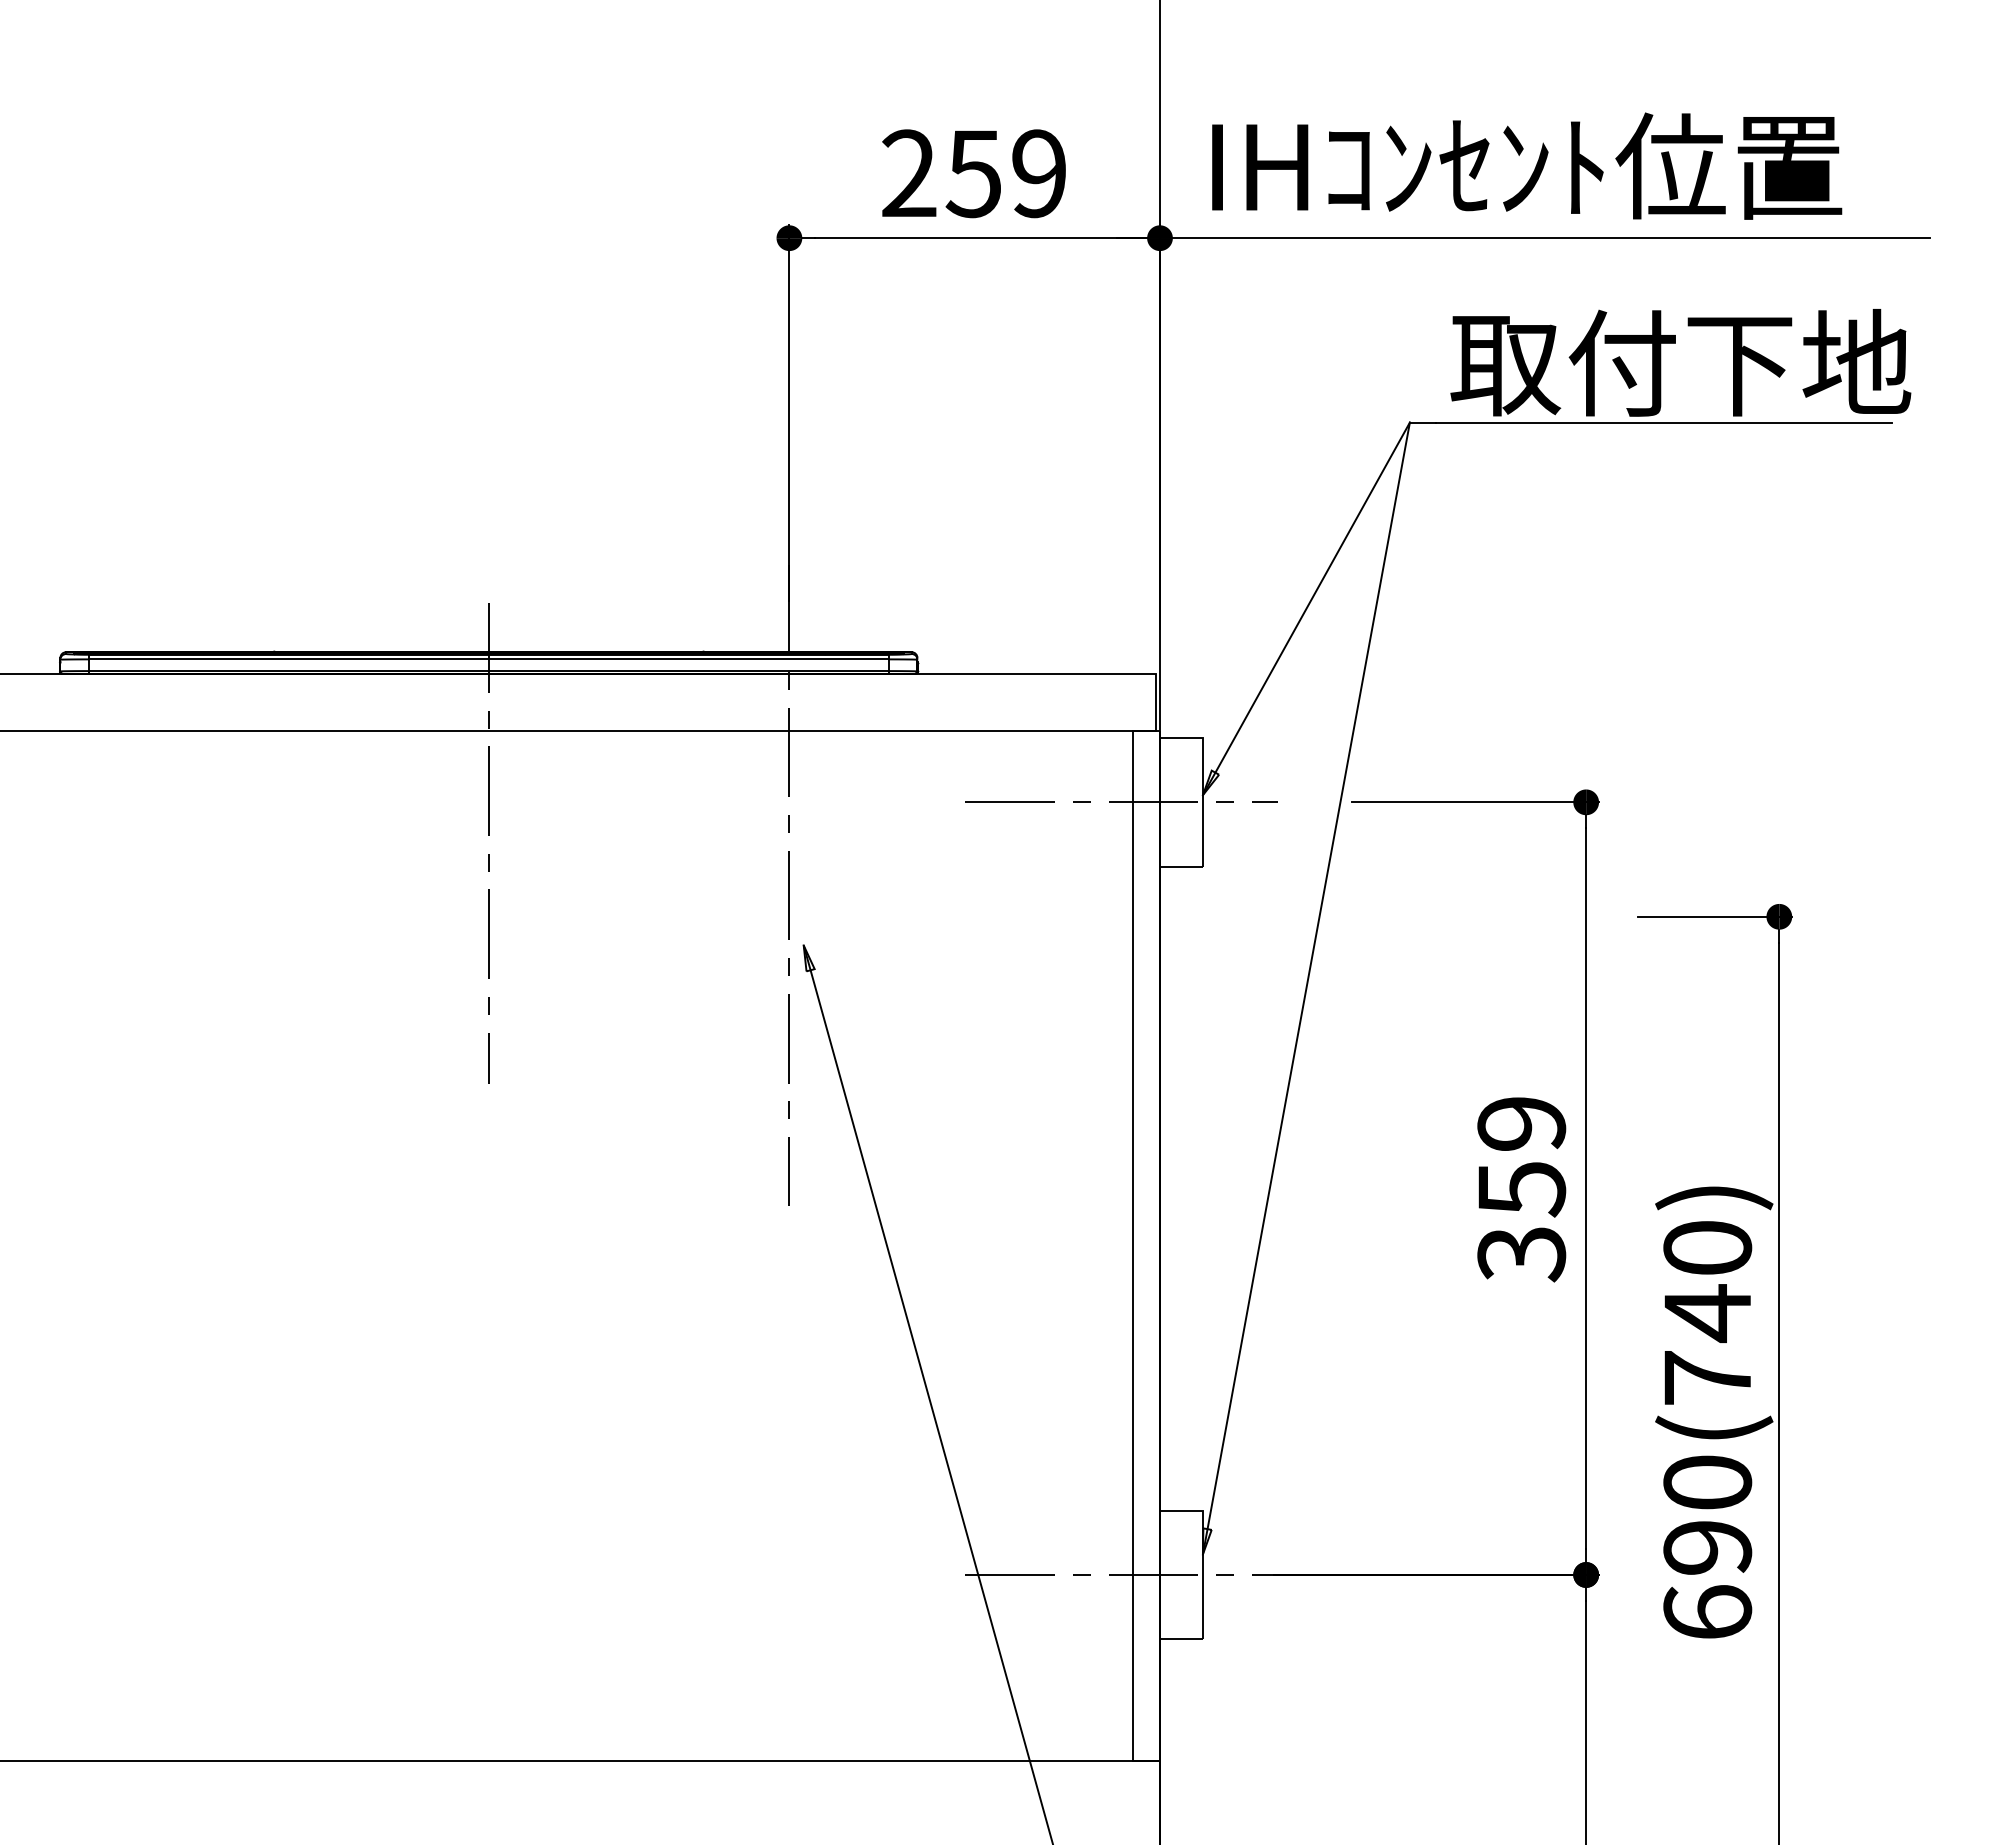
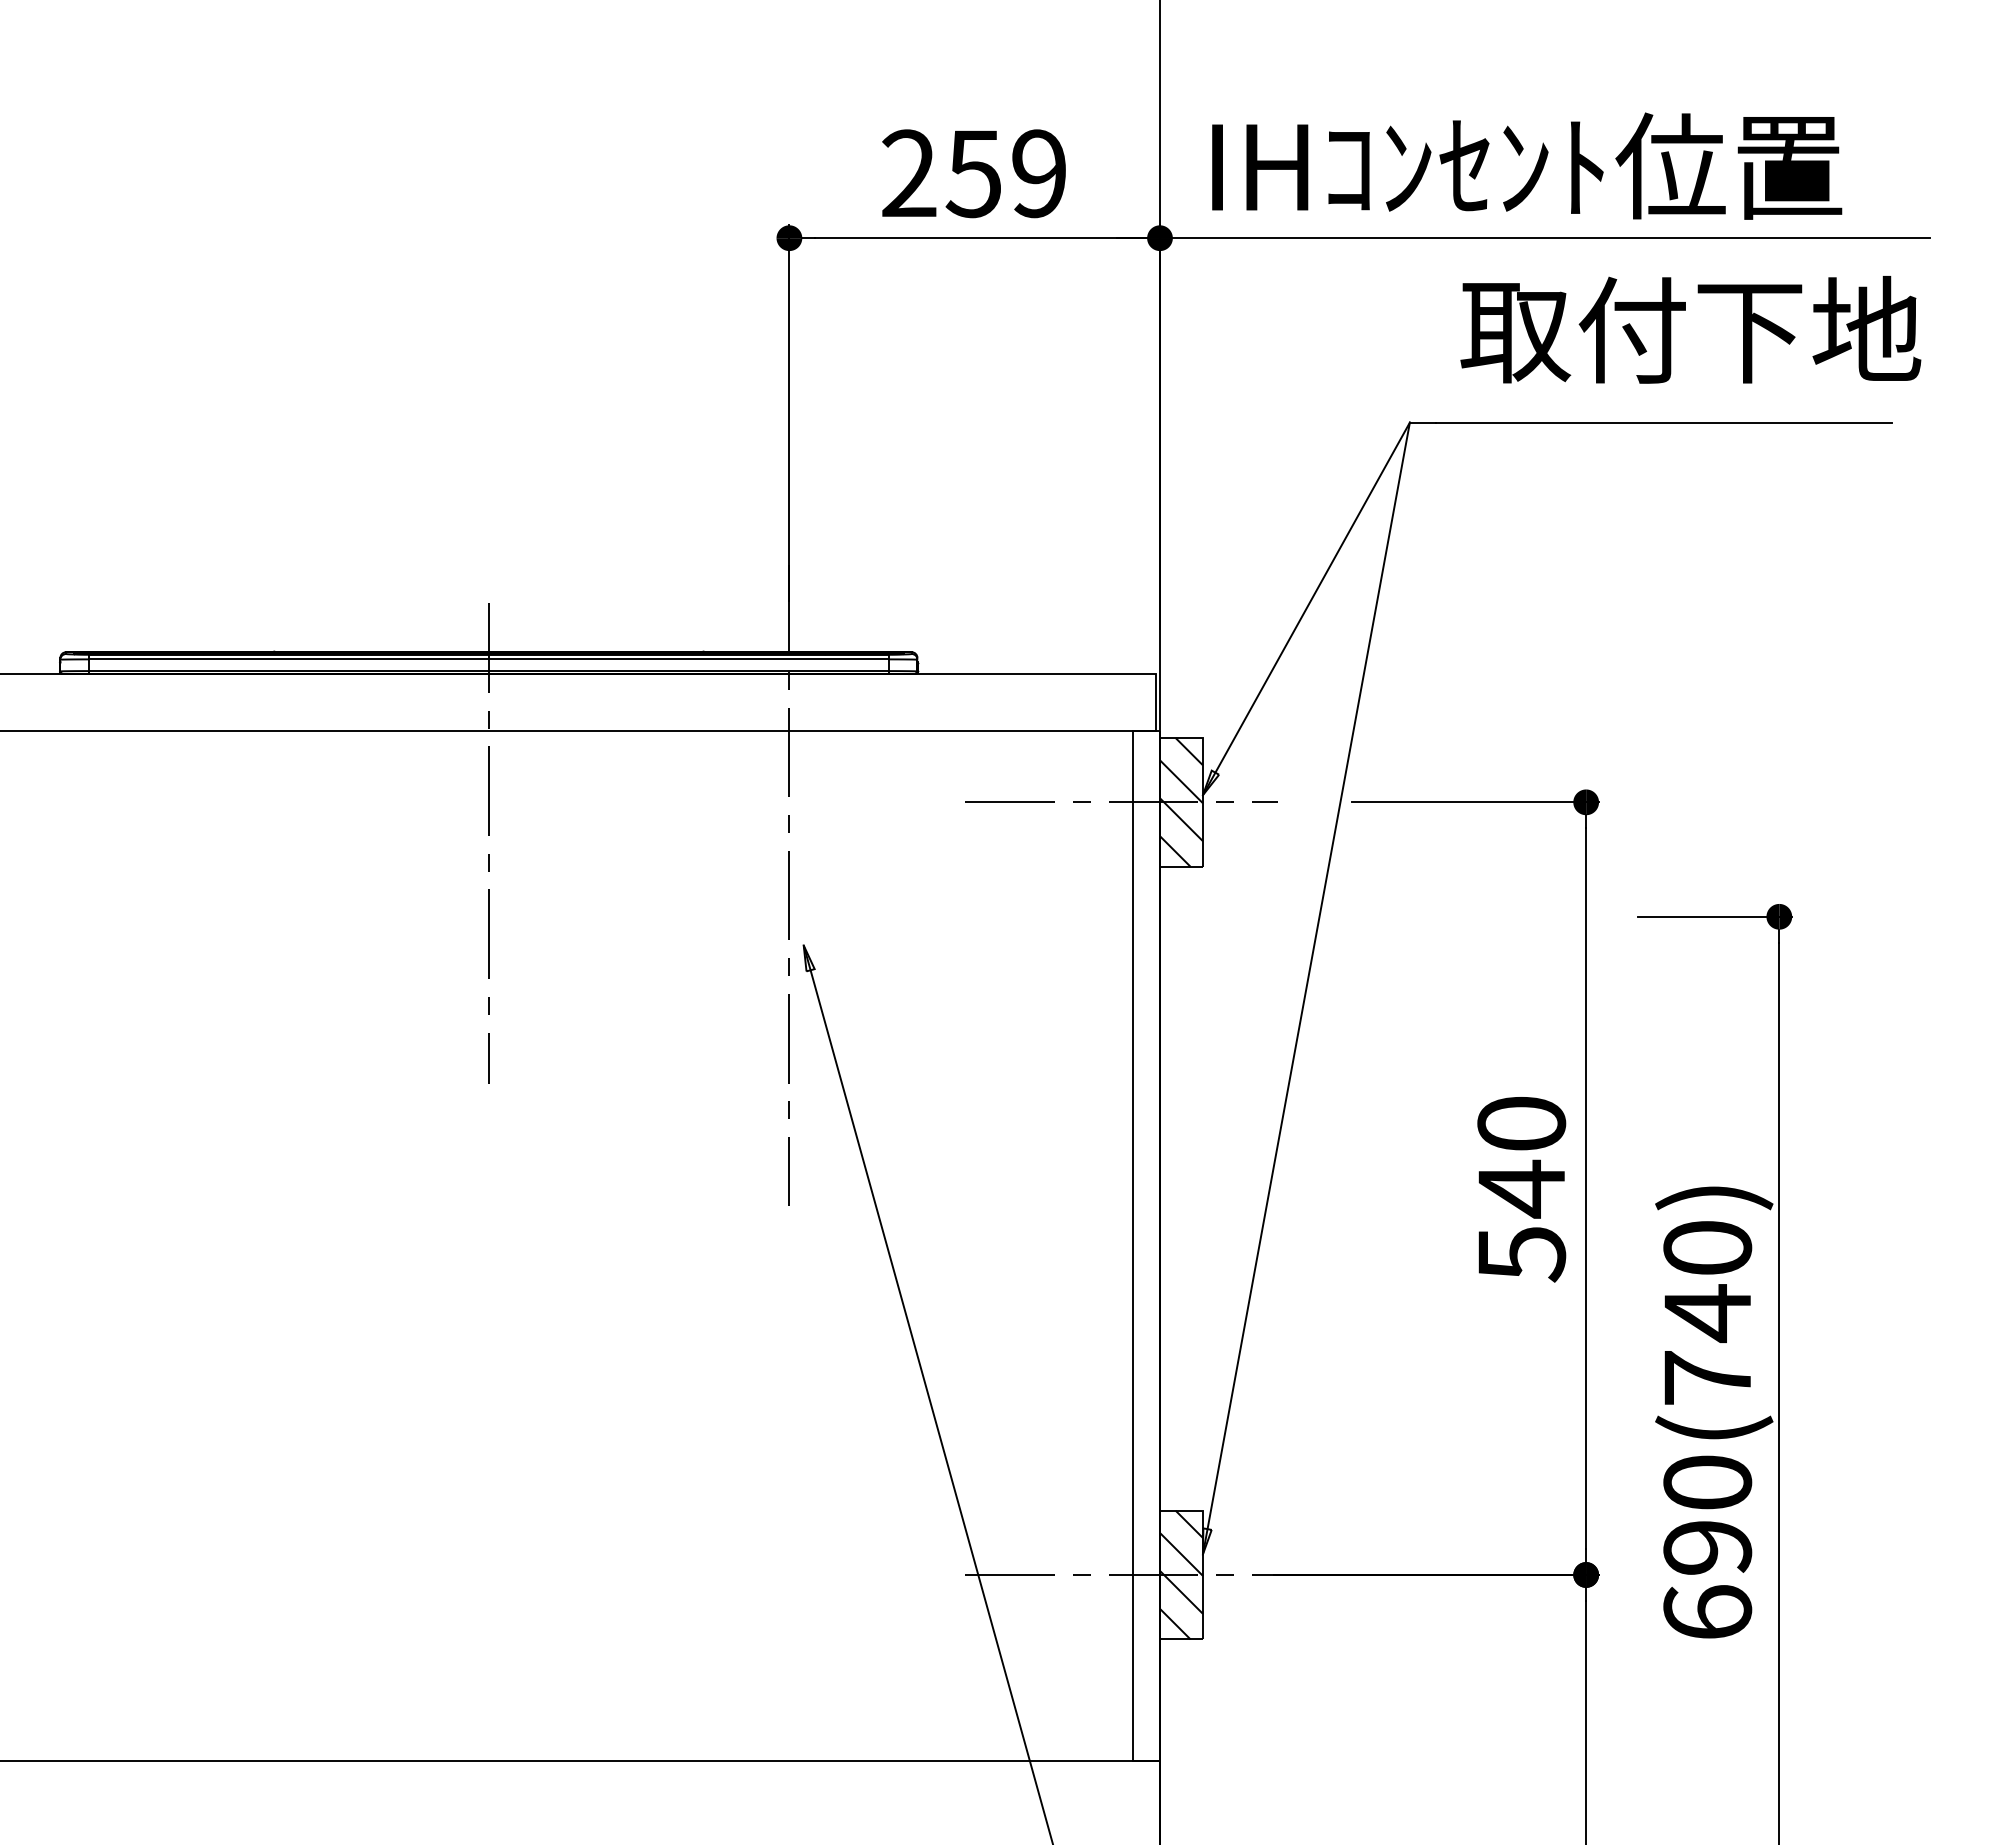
text position: (1680, 362) -> (1690, 329) (1690, 329)
hatch: none -> present (1181, 801)
text: 359 -> 540 (1521, 1189)
hatch: none -> present (1181, 1574)
